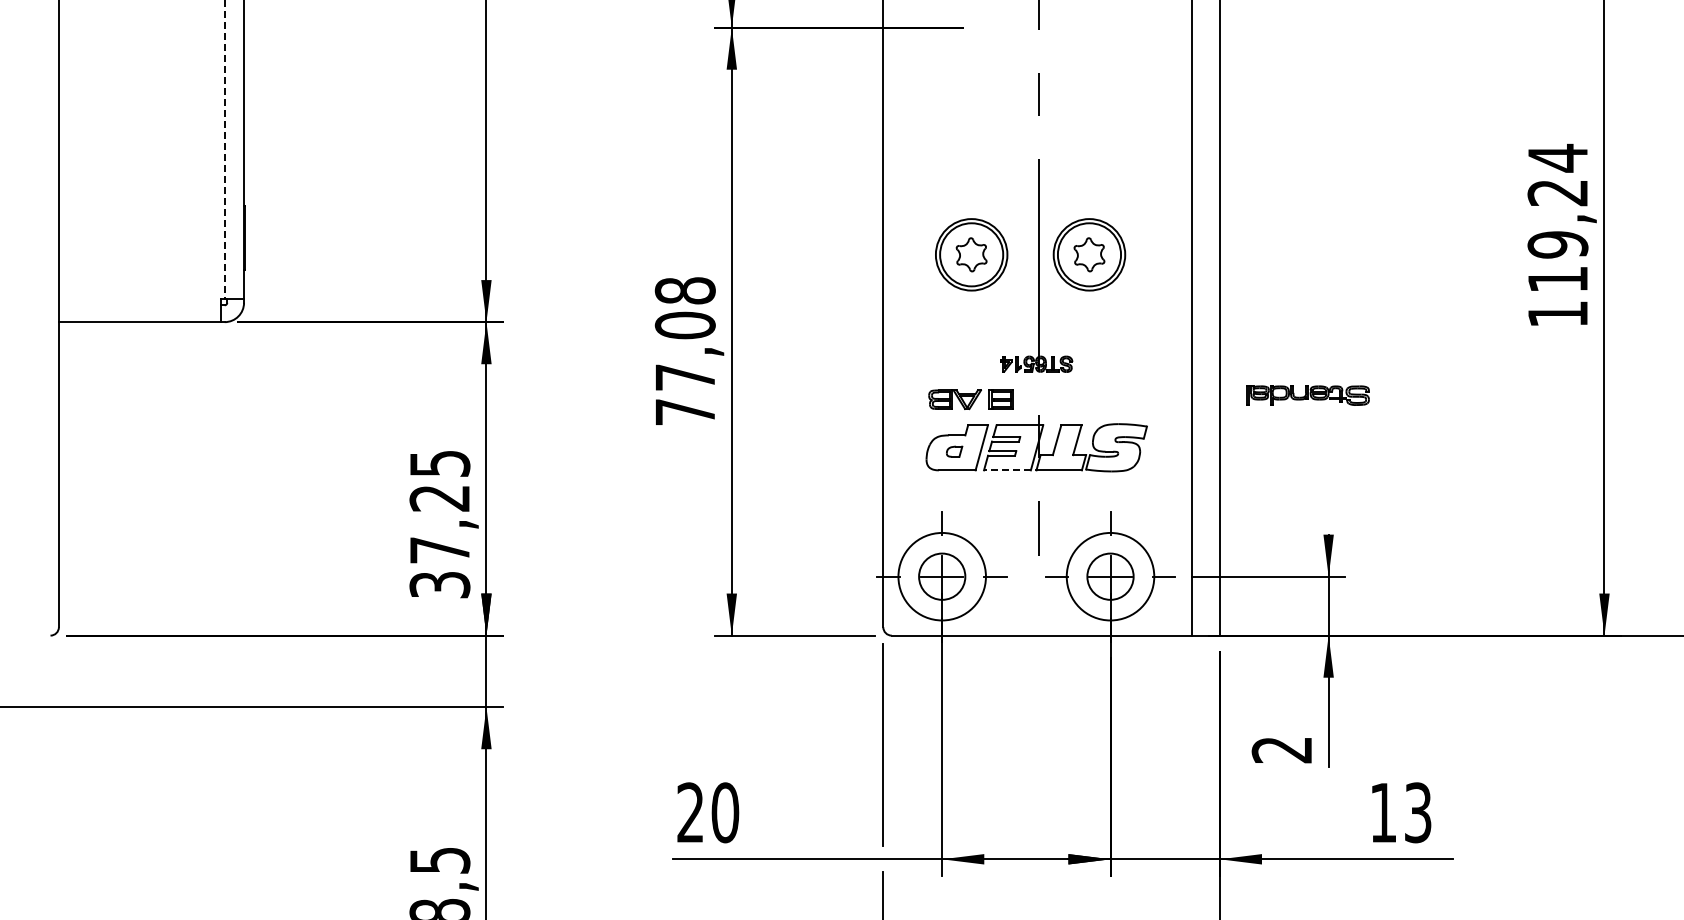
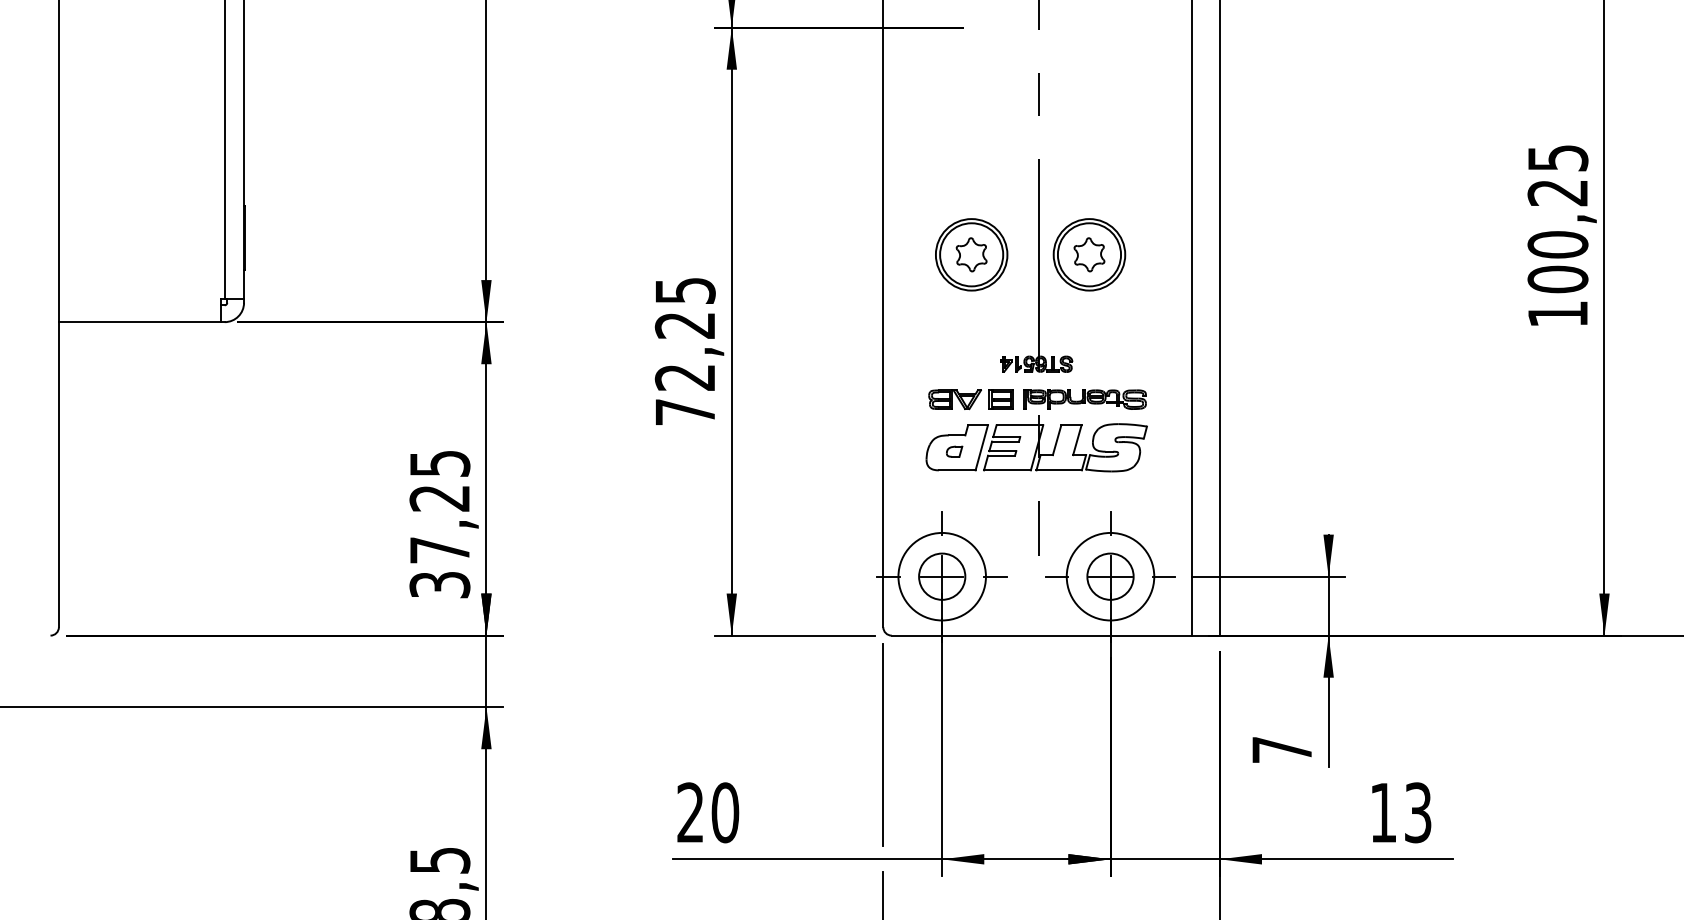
line: dashed -> solid (224, 150)
text: 119,24 -> 100,25 (1557, 218)
text: 77,08 -> 72,25 (684, 333)
part position: (1307, 395) -> (1084, 399) (1084, 399)
line: dashed -> solid (1006, 470)
text: 2 -> 7 (1281, 750)
